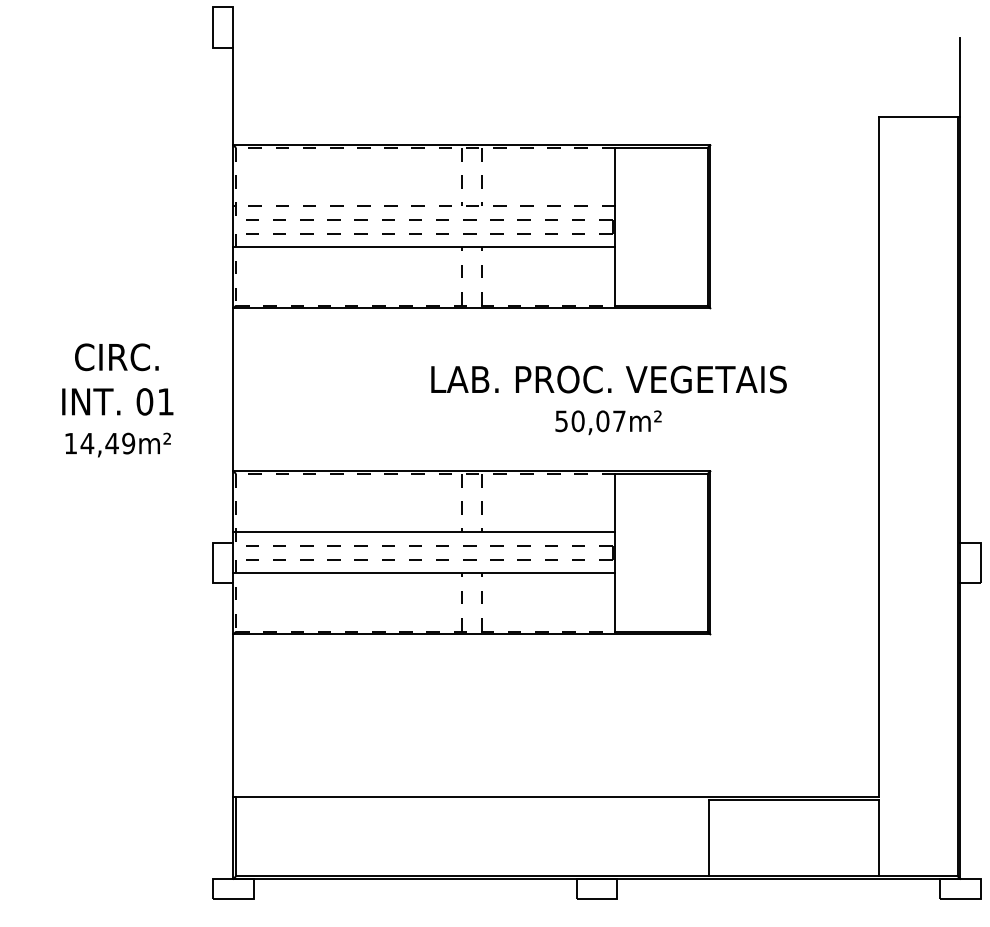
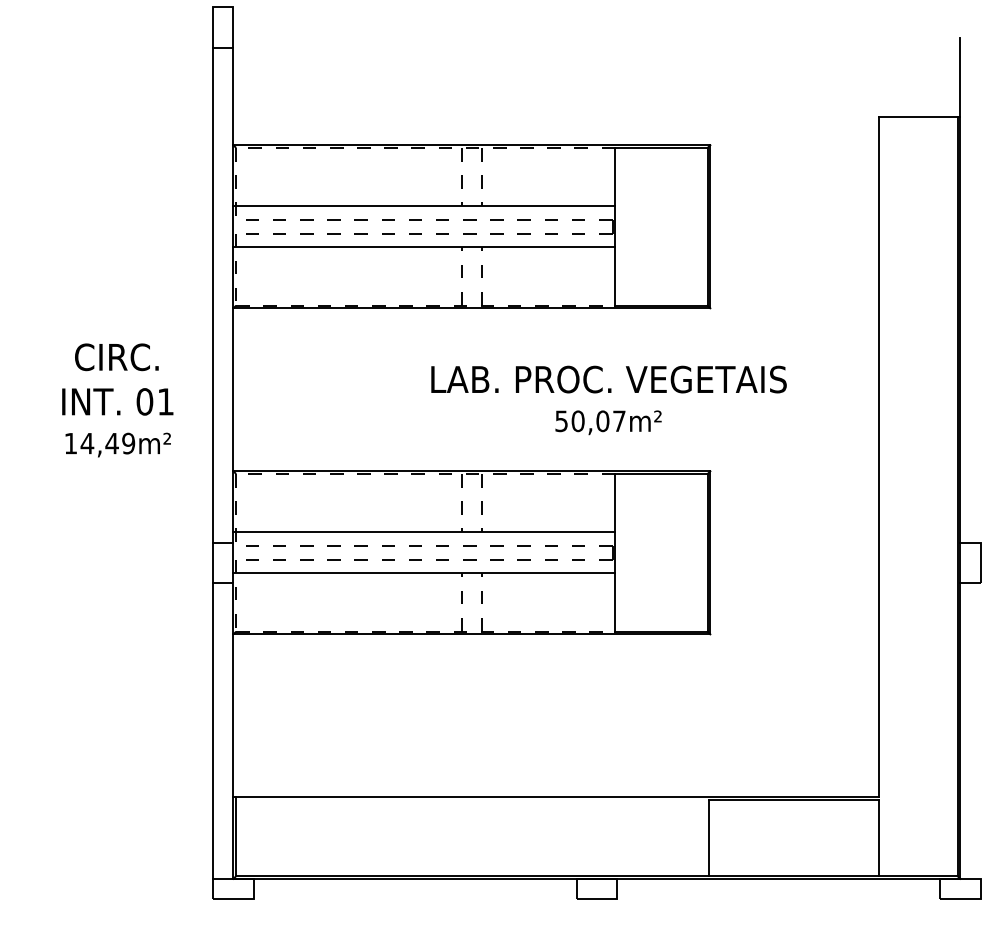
line: dashed -> solid (424, 206)
line: none -> present (213, 295)
line: none -> present (213, 730)
